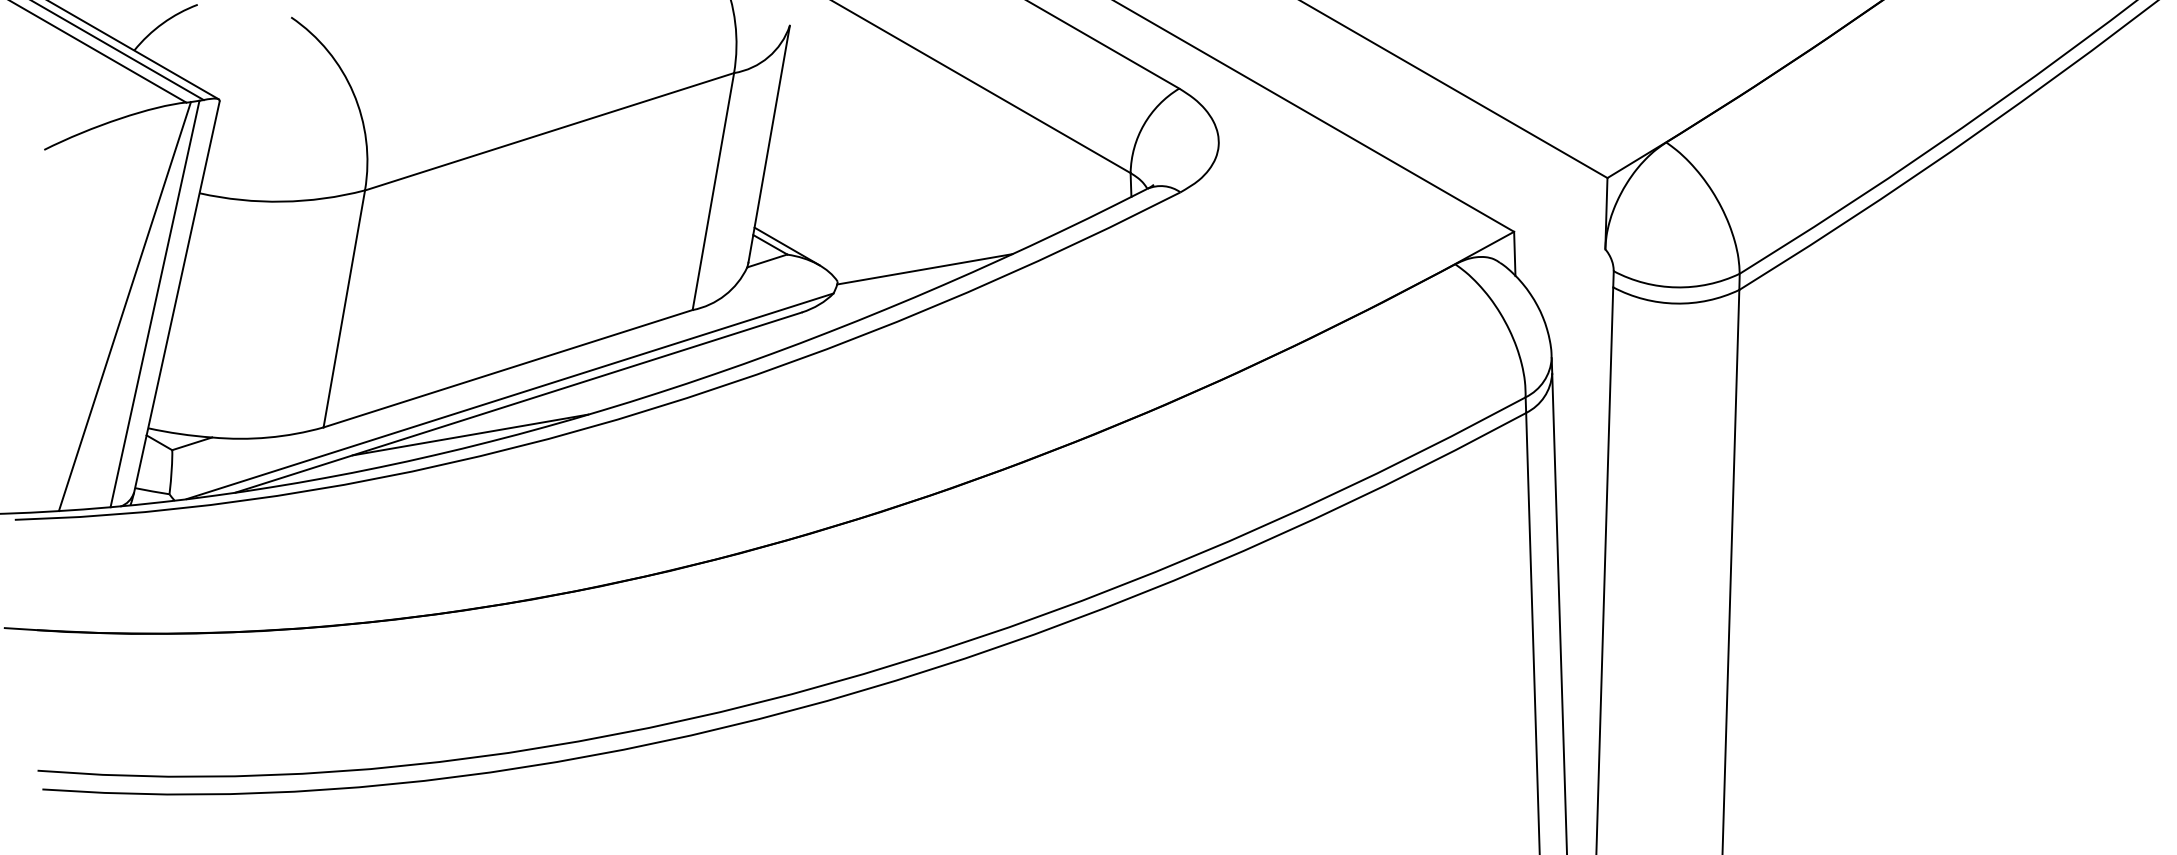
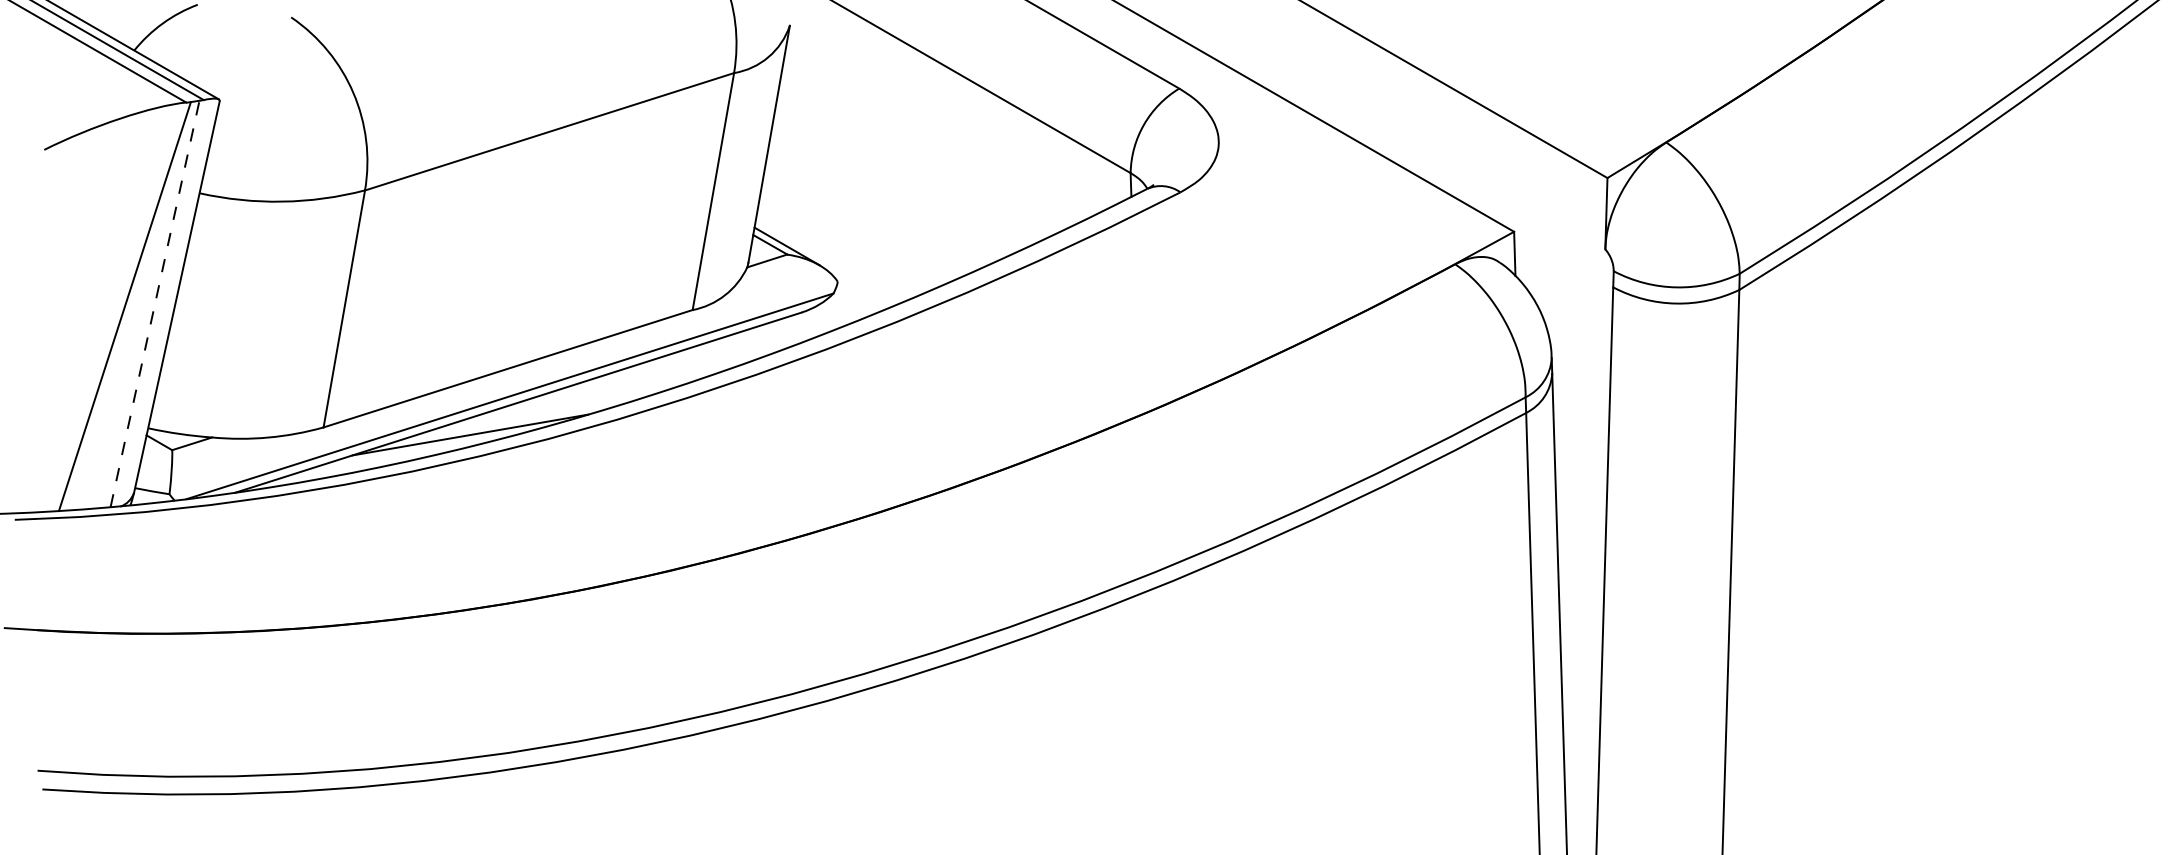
line: present -> none (924, 269)
line: solid -> dashed (155, 303)
